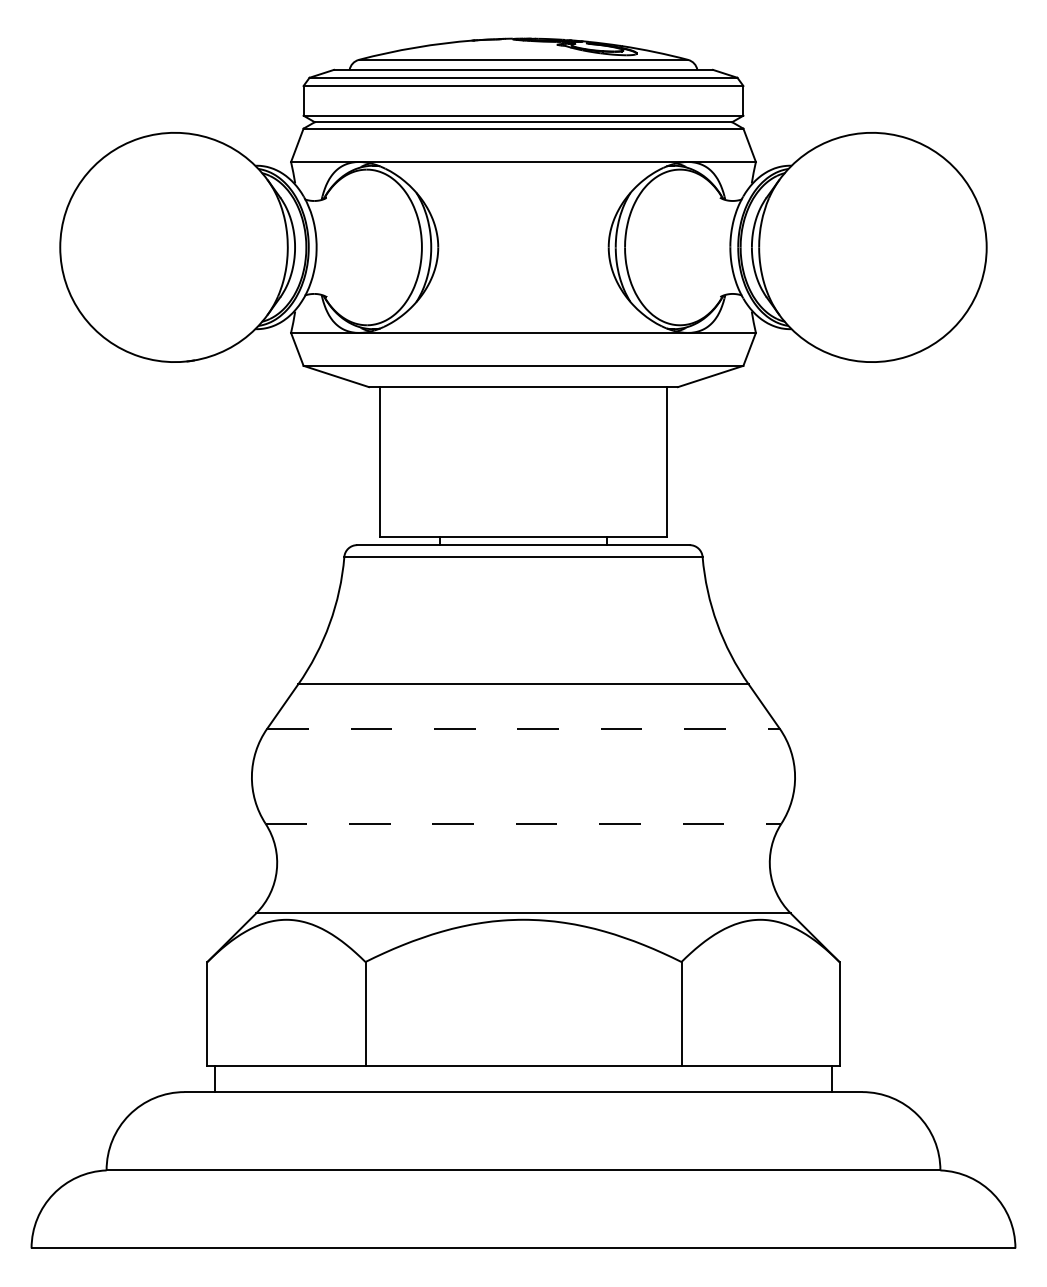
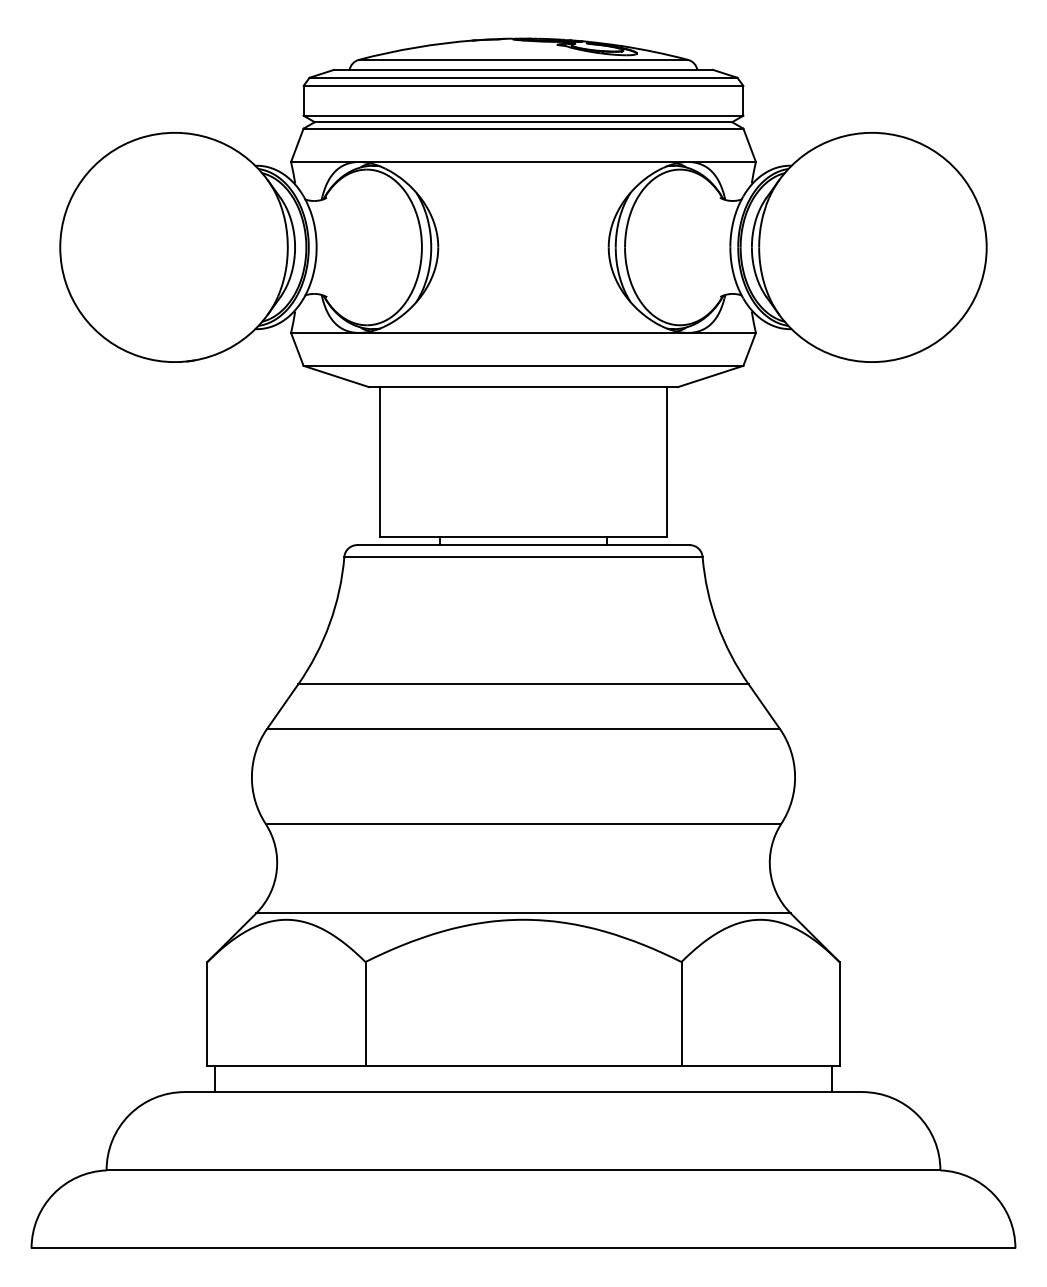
line: dashed -> solid (524, 728)
line: dashed -> solid (523, 823)
